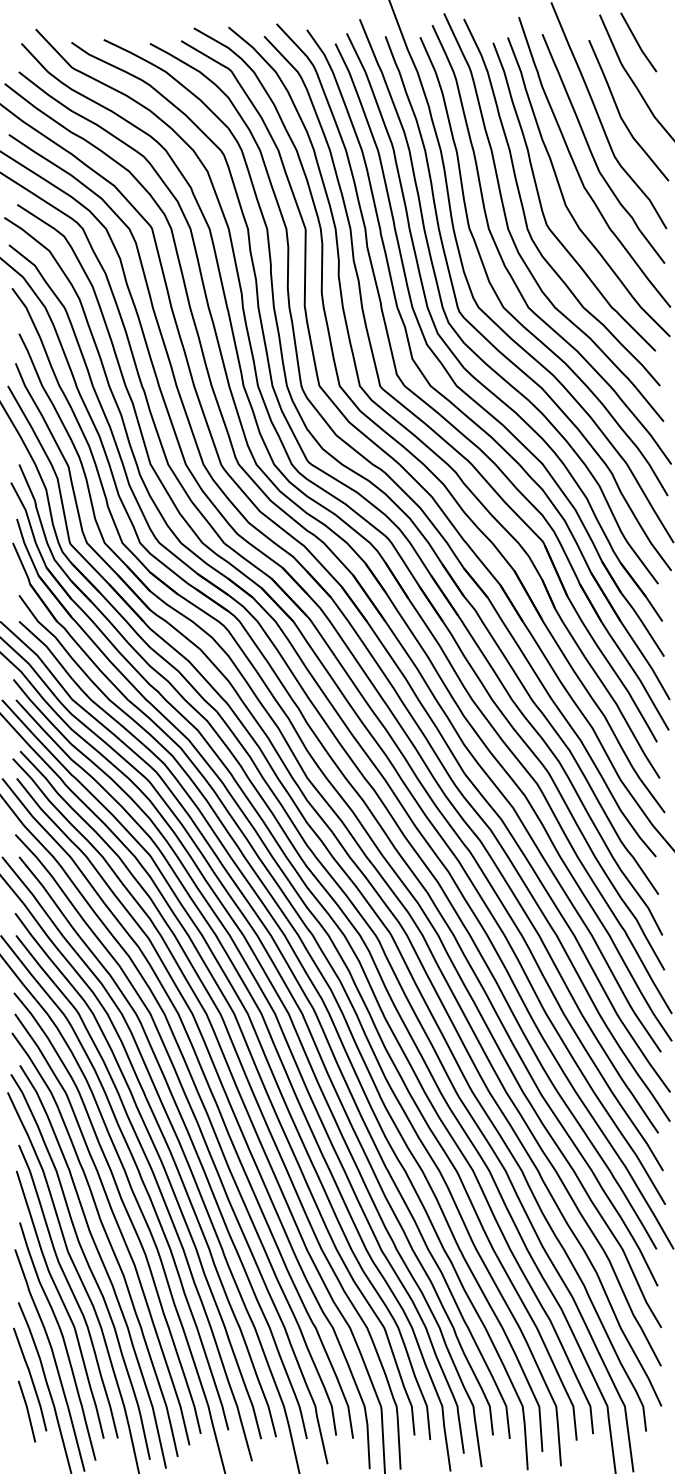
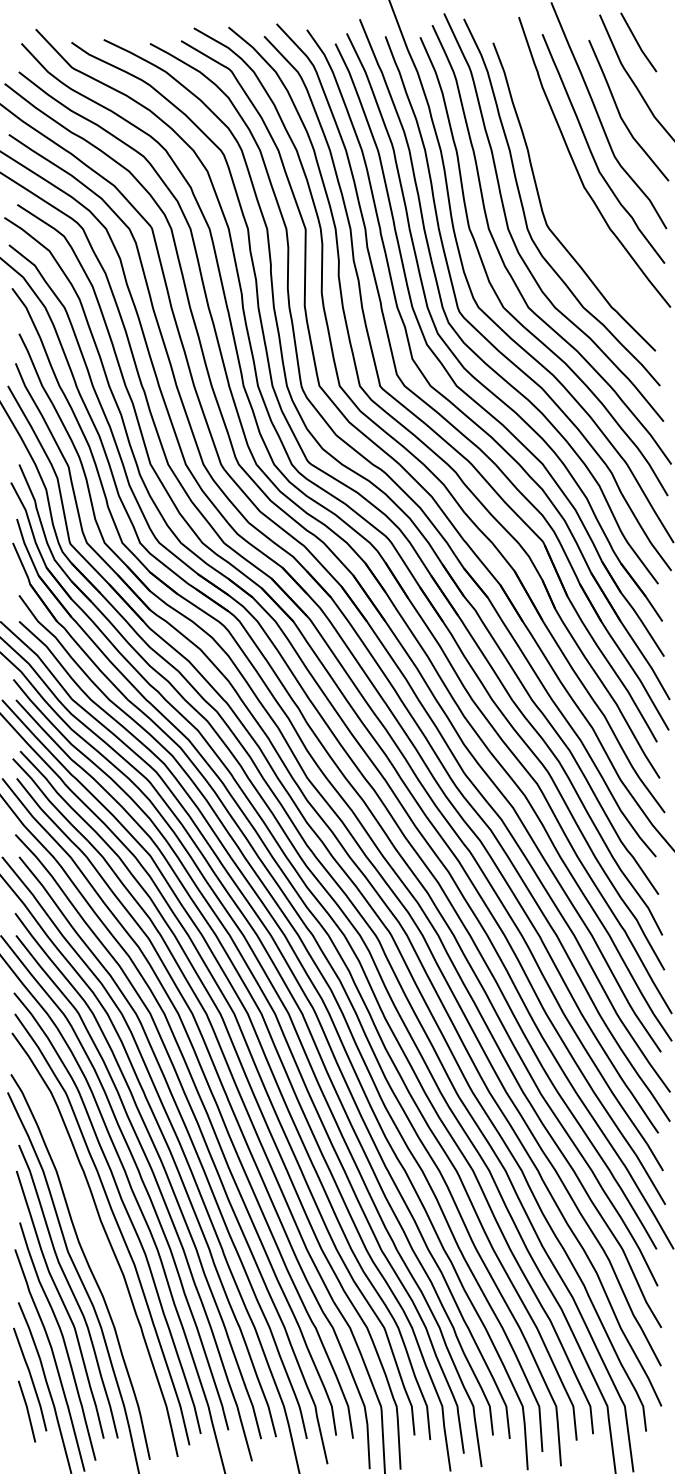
curve: present -> none (563, 194)
curve: present -> none (101, 1262)
